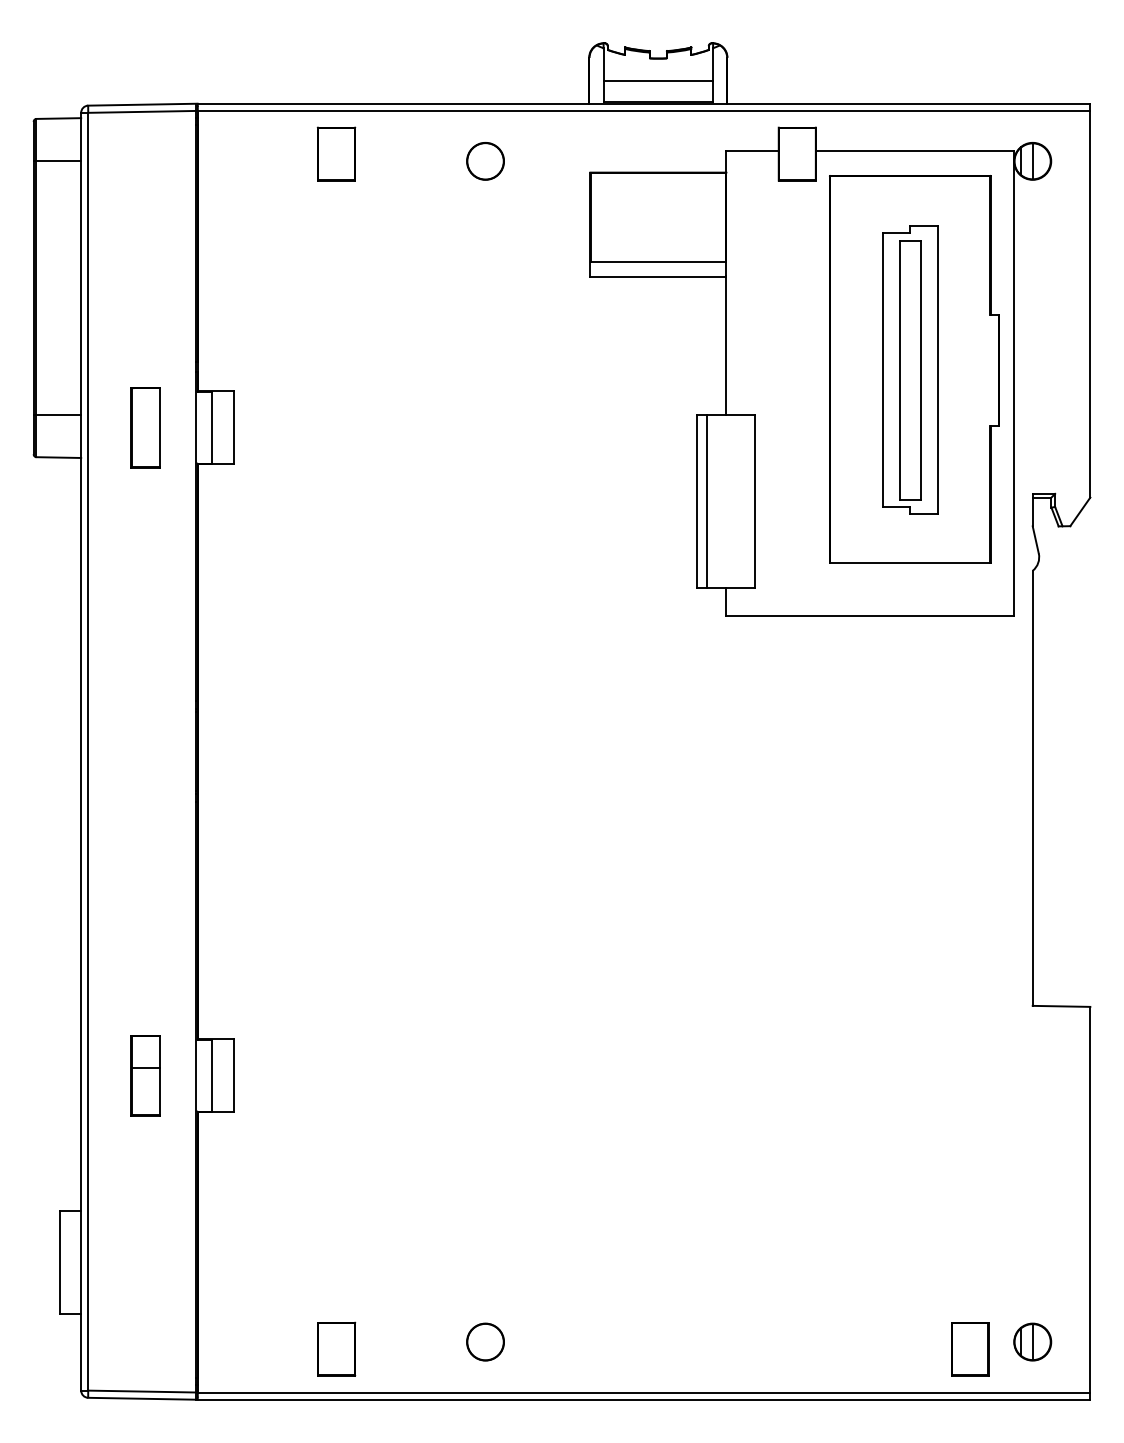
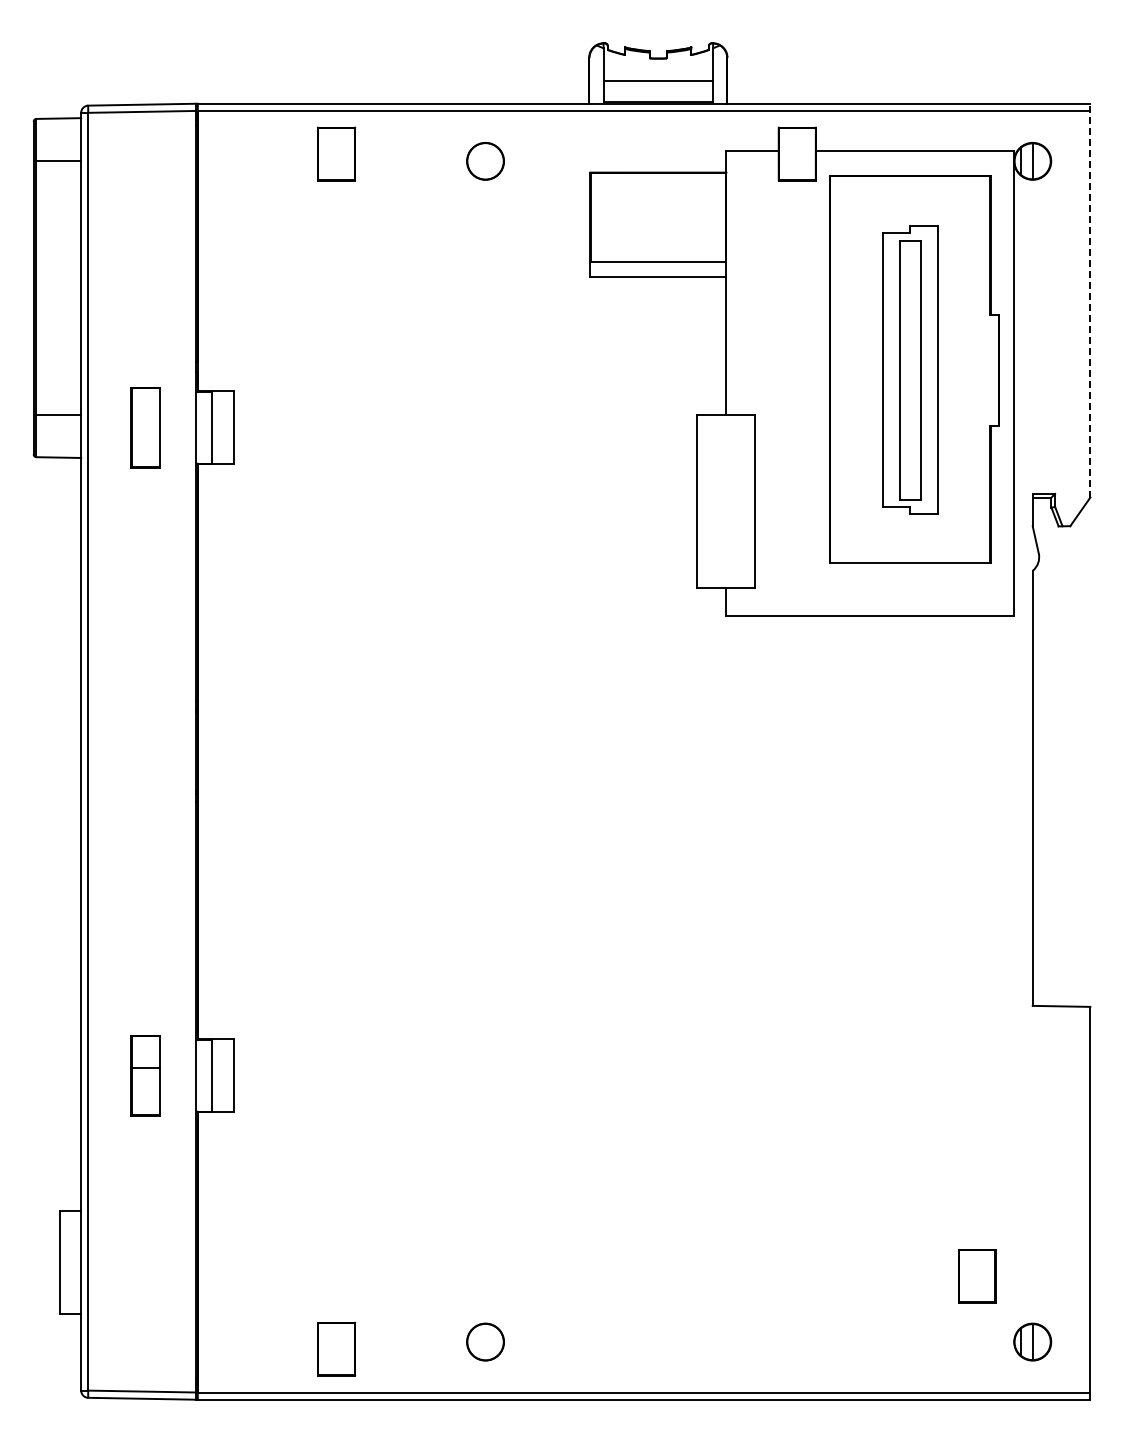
line: solid -> dashed (1090, 300)
line: present -> none (707, 500)
part position: (970, 1349) -> (977, 1276) (977, 1276)
